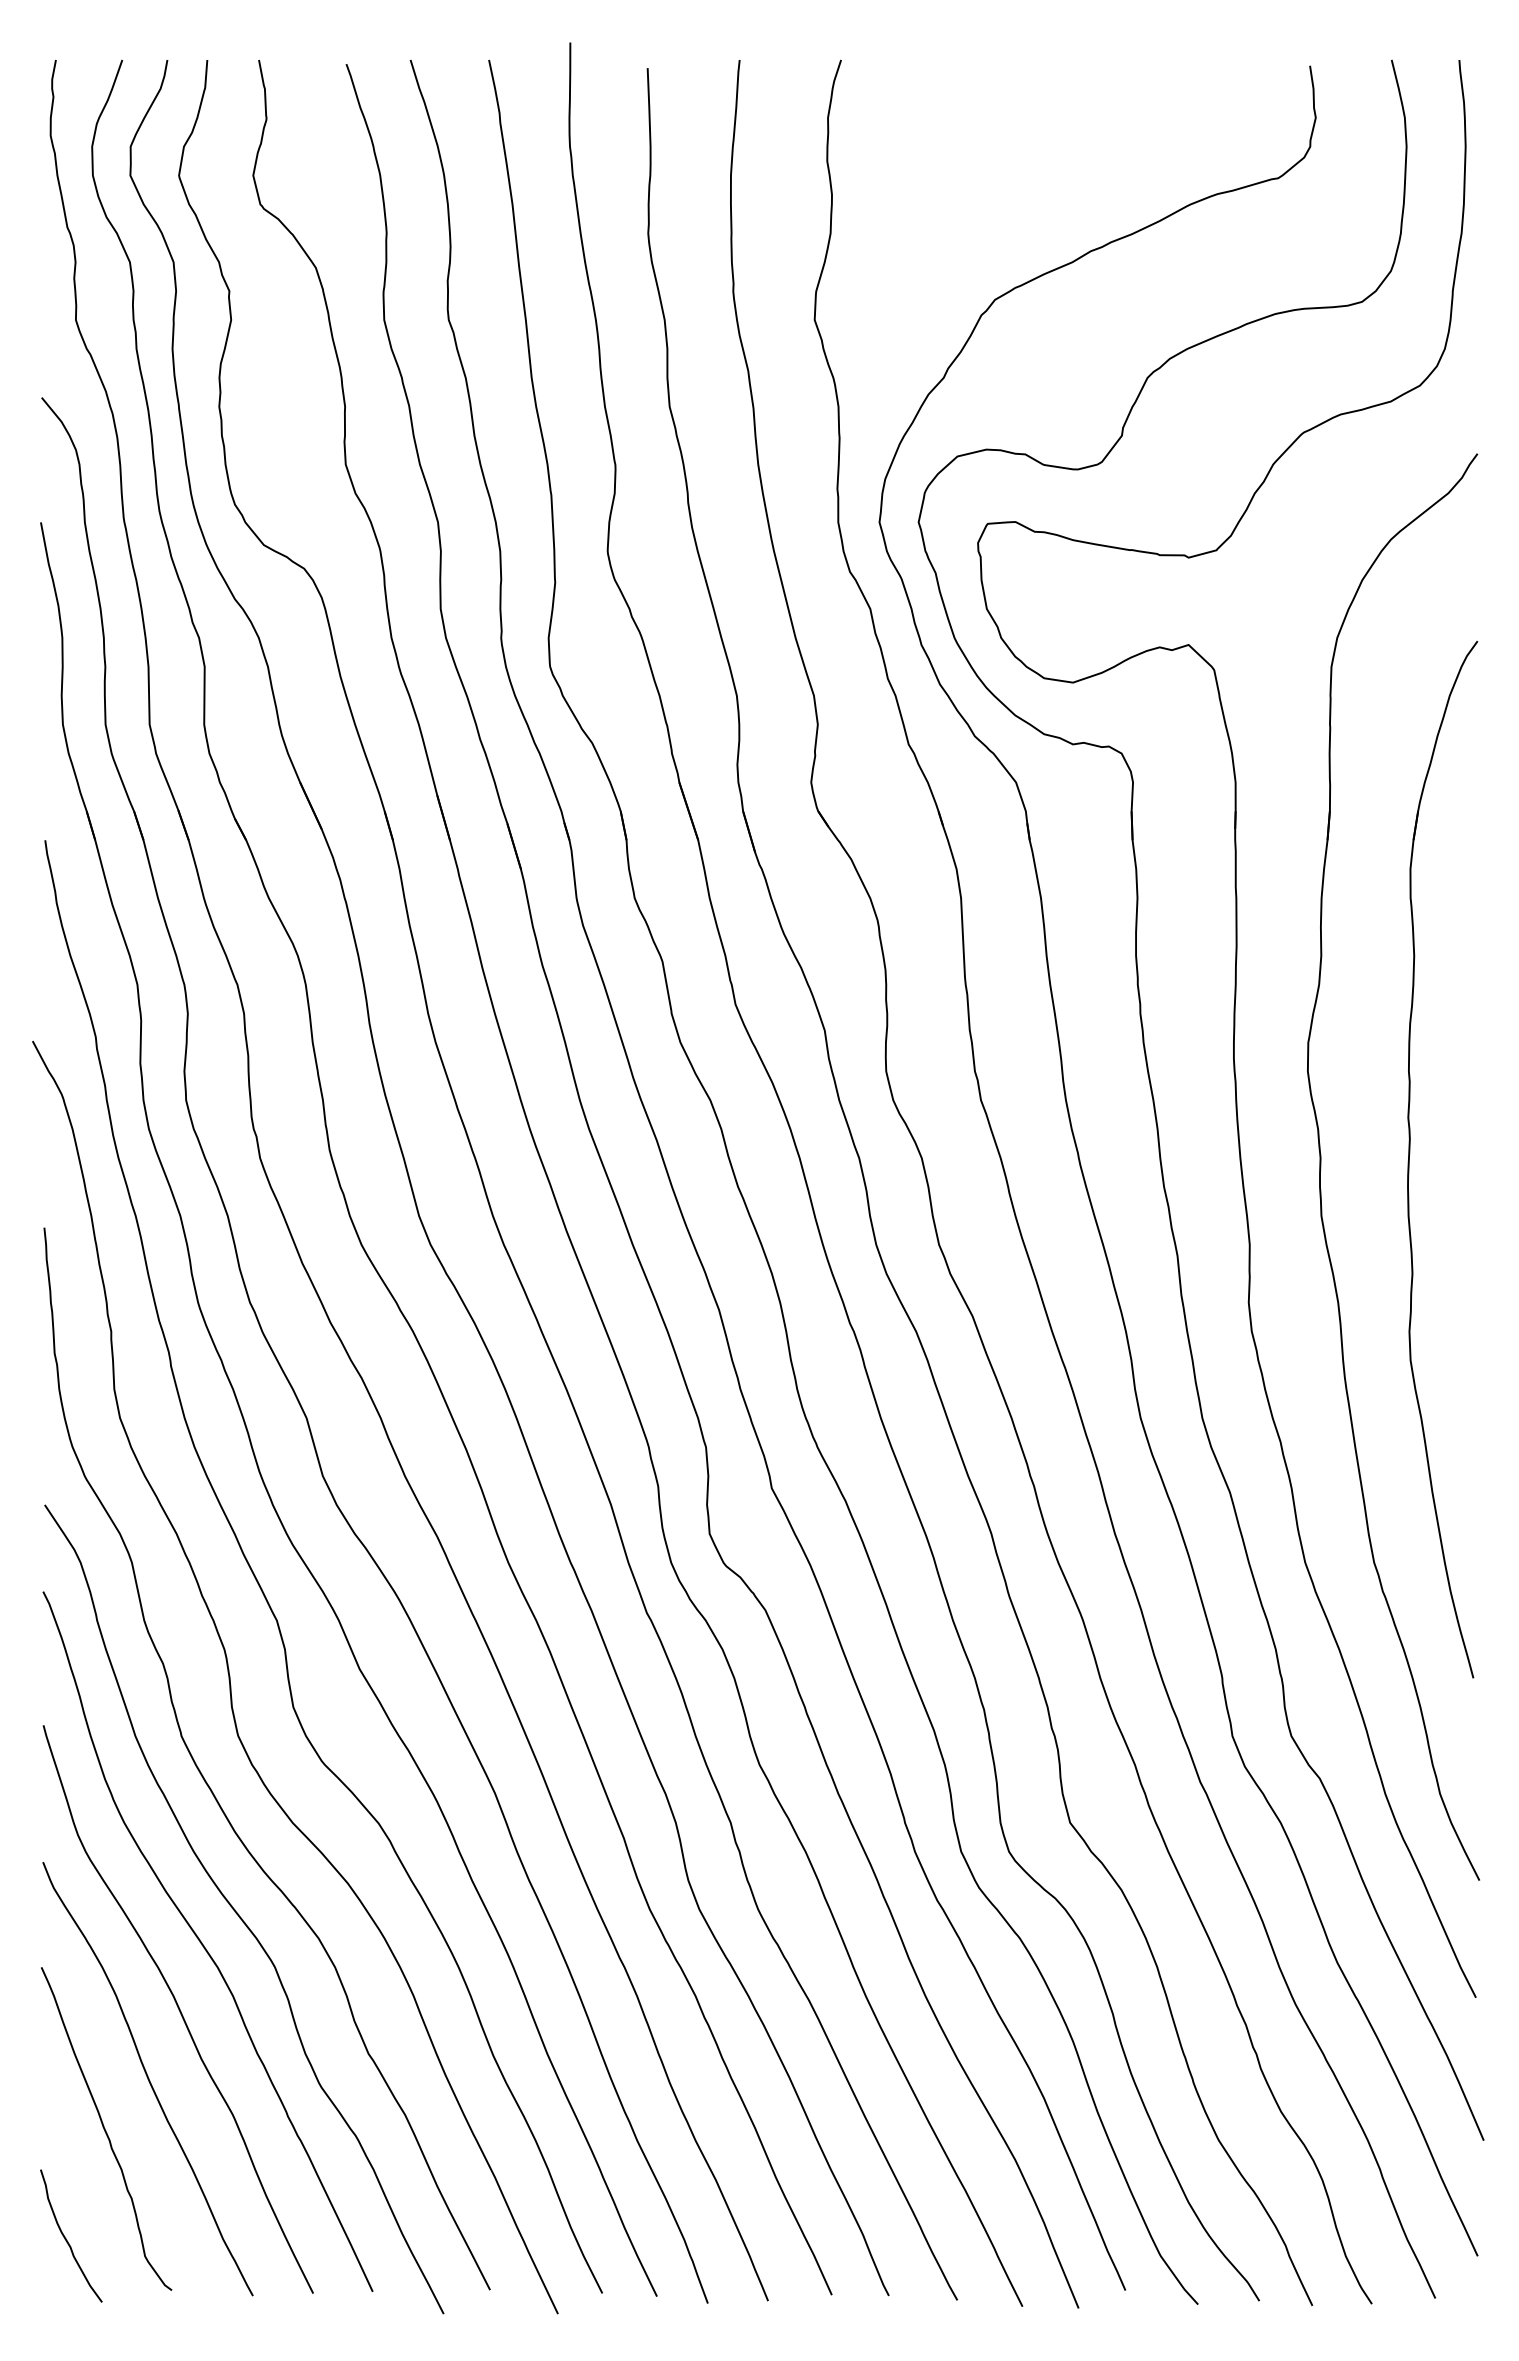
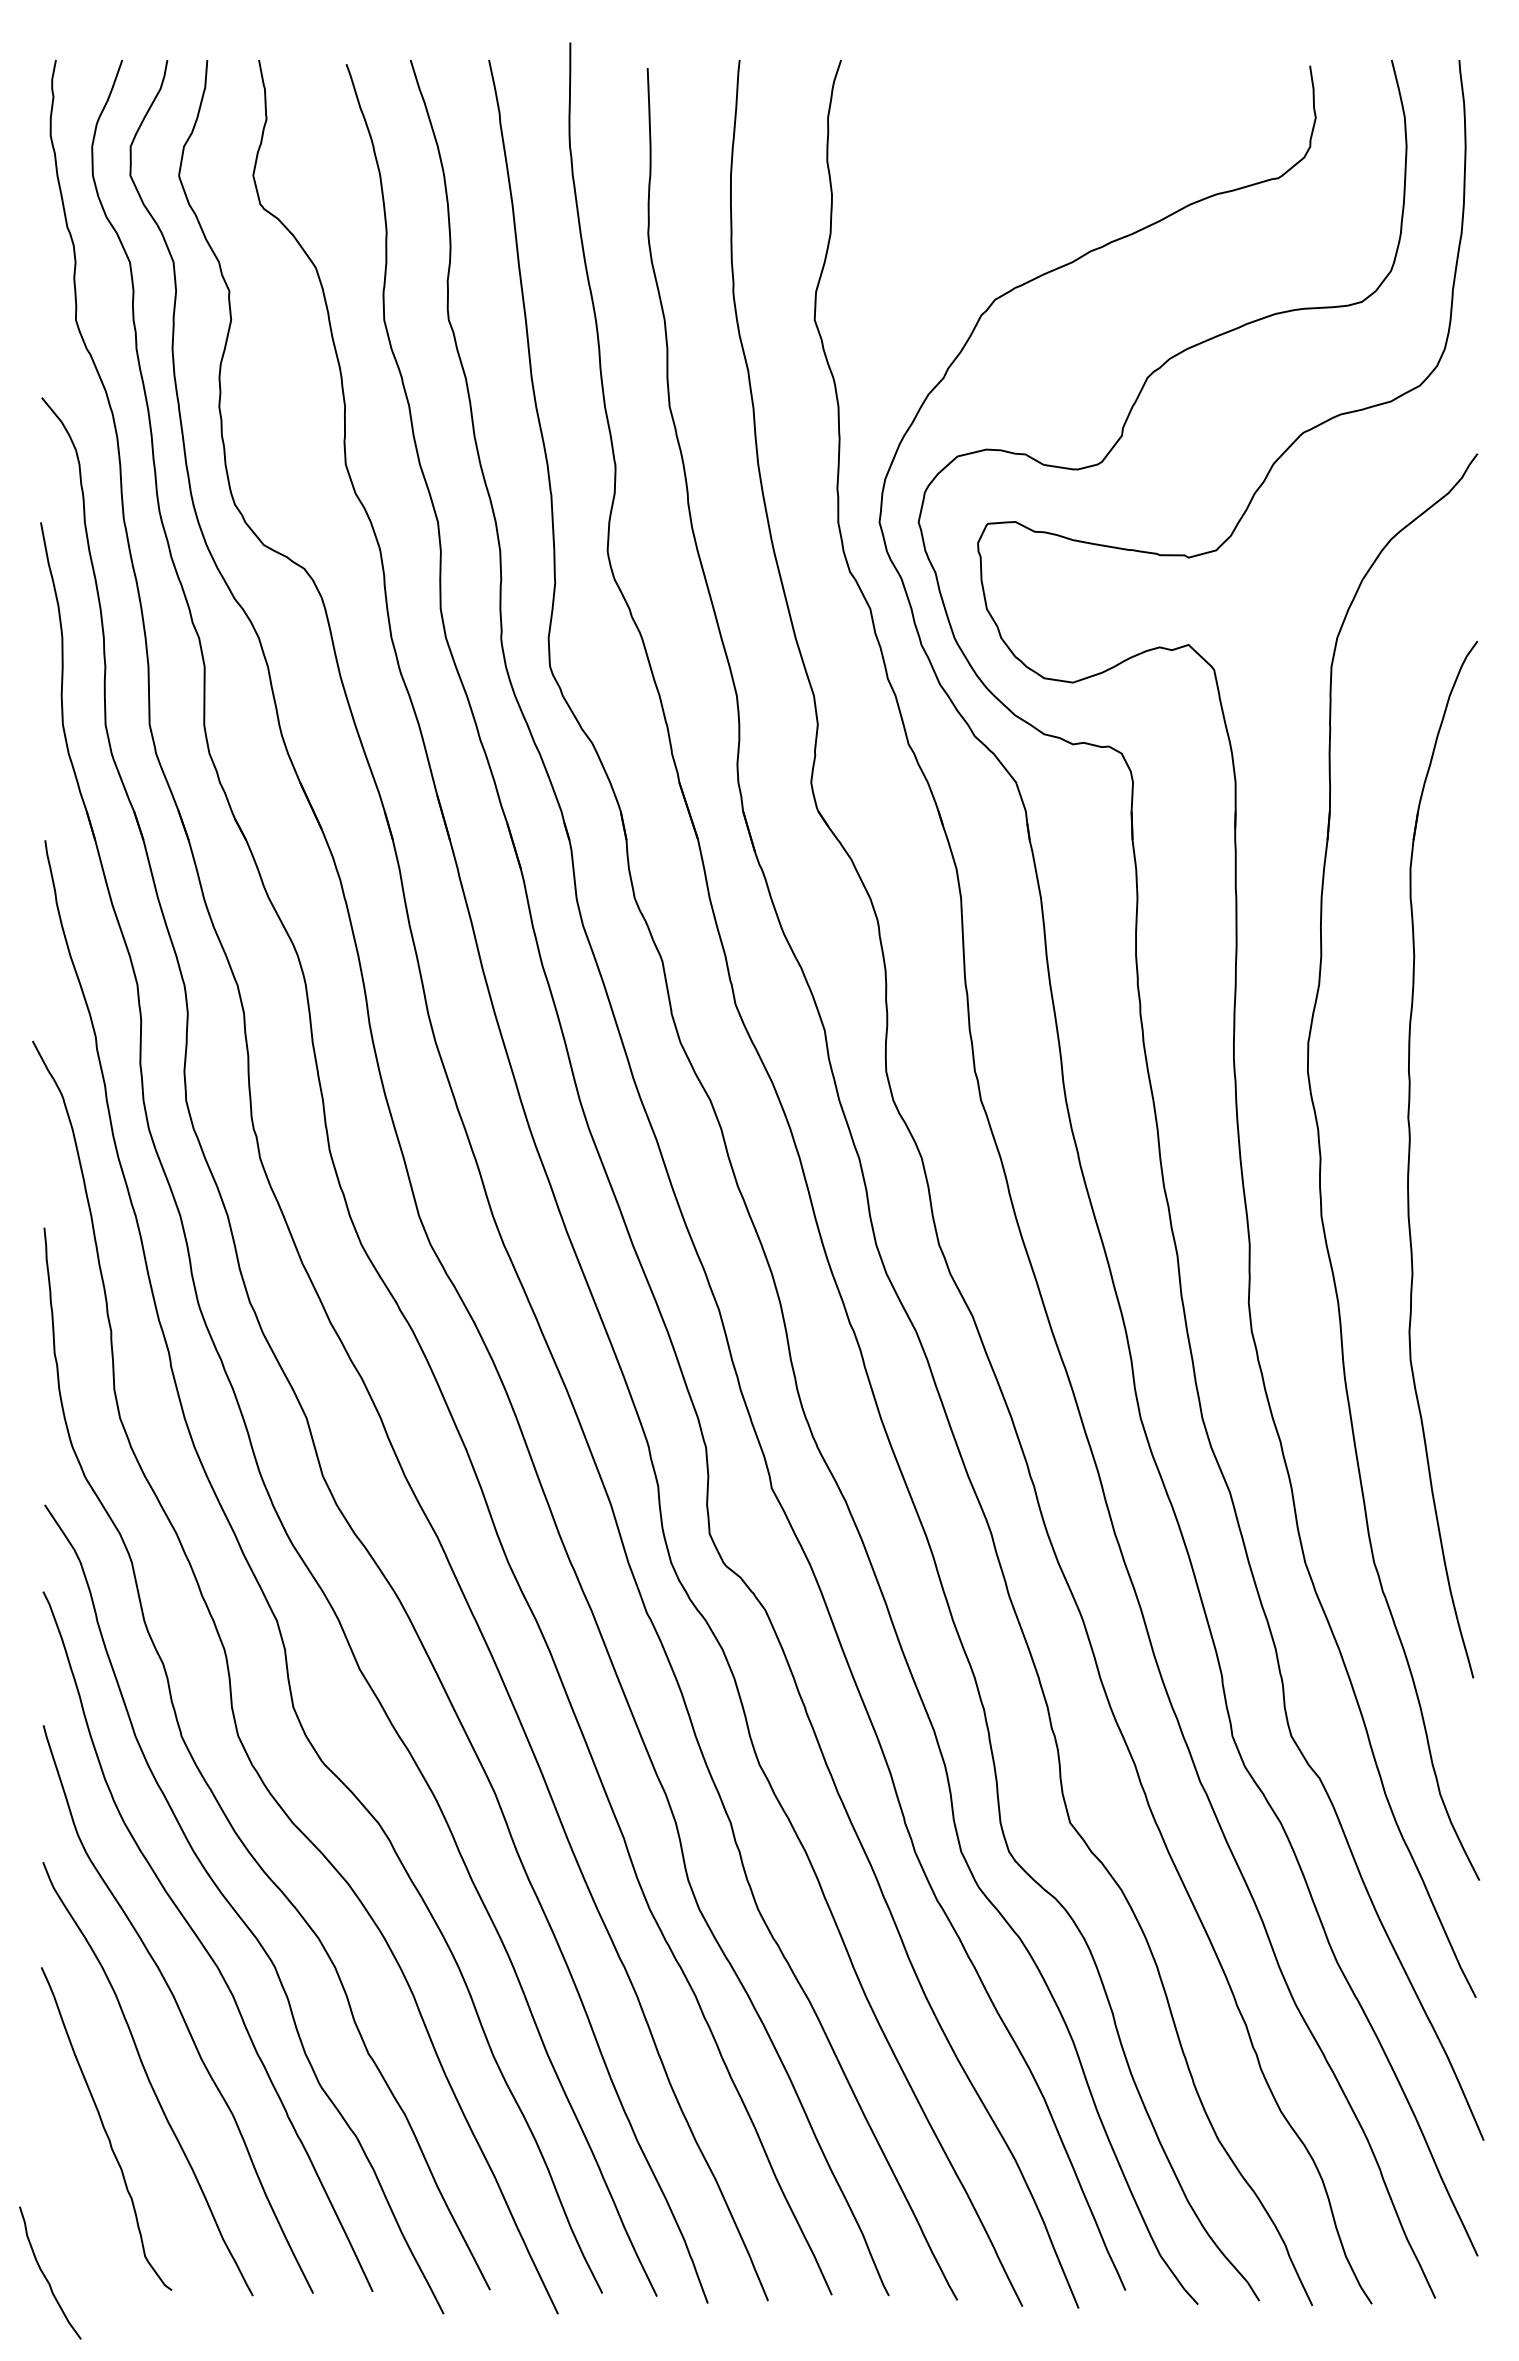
curve position: (66, 2238) -> (45, 2275) (45, 2275)
